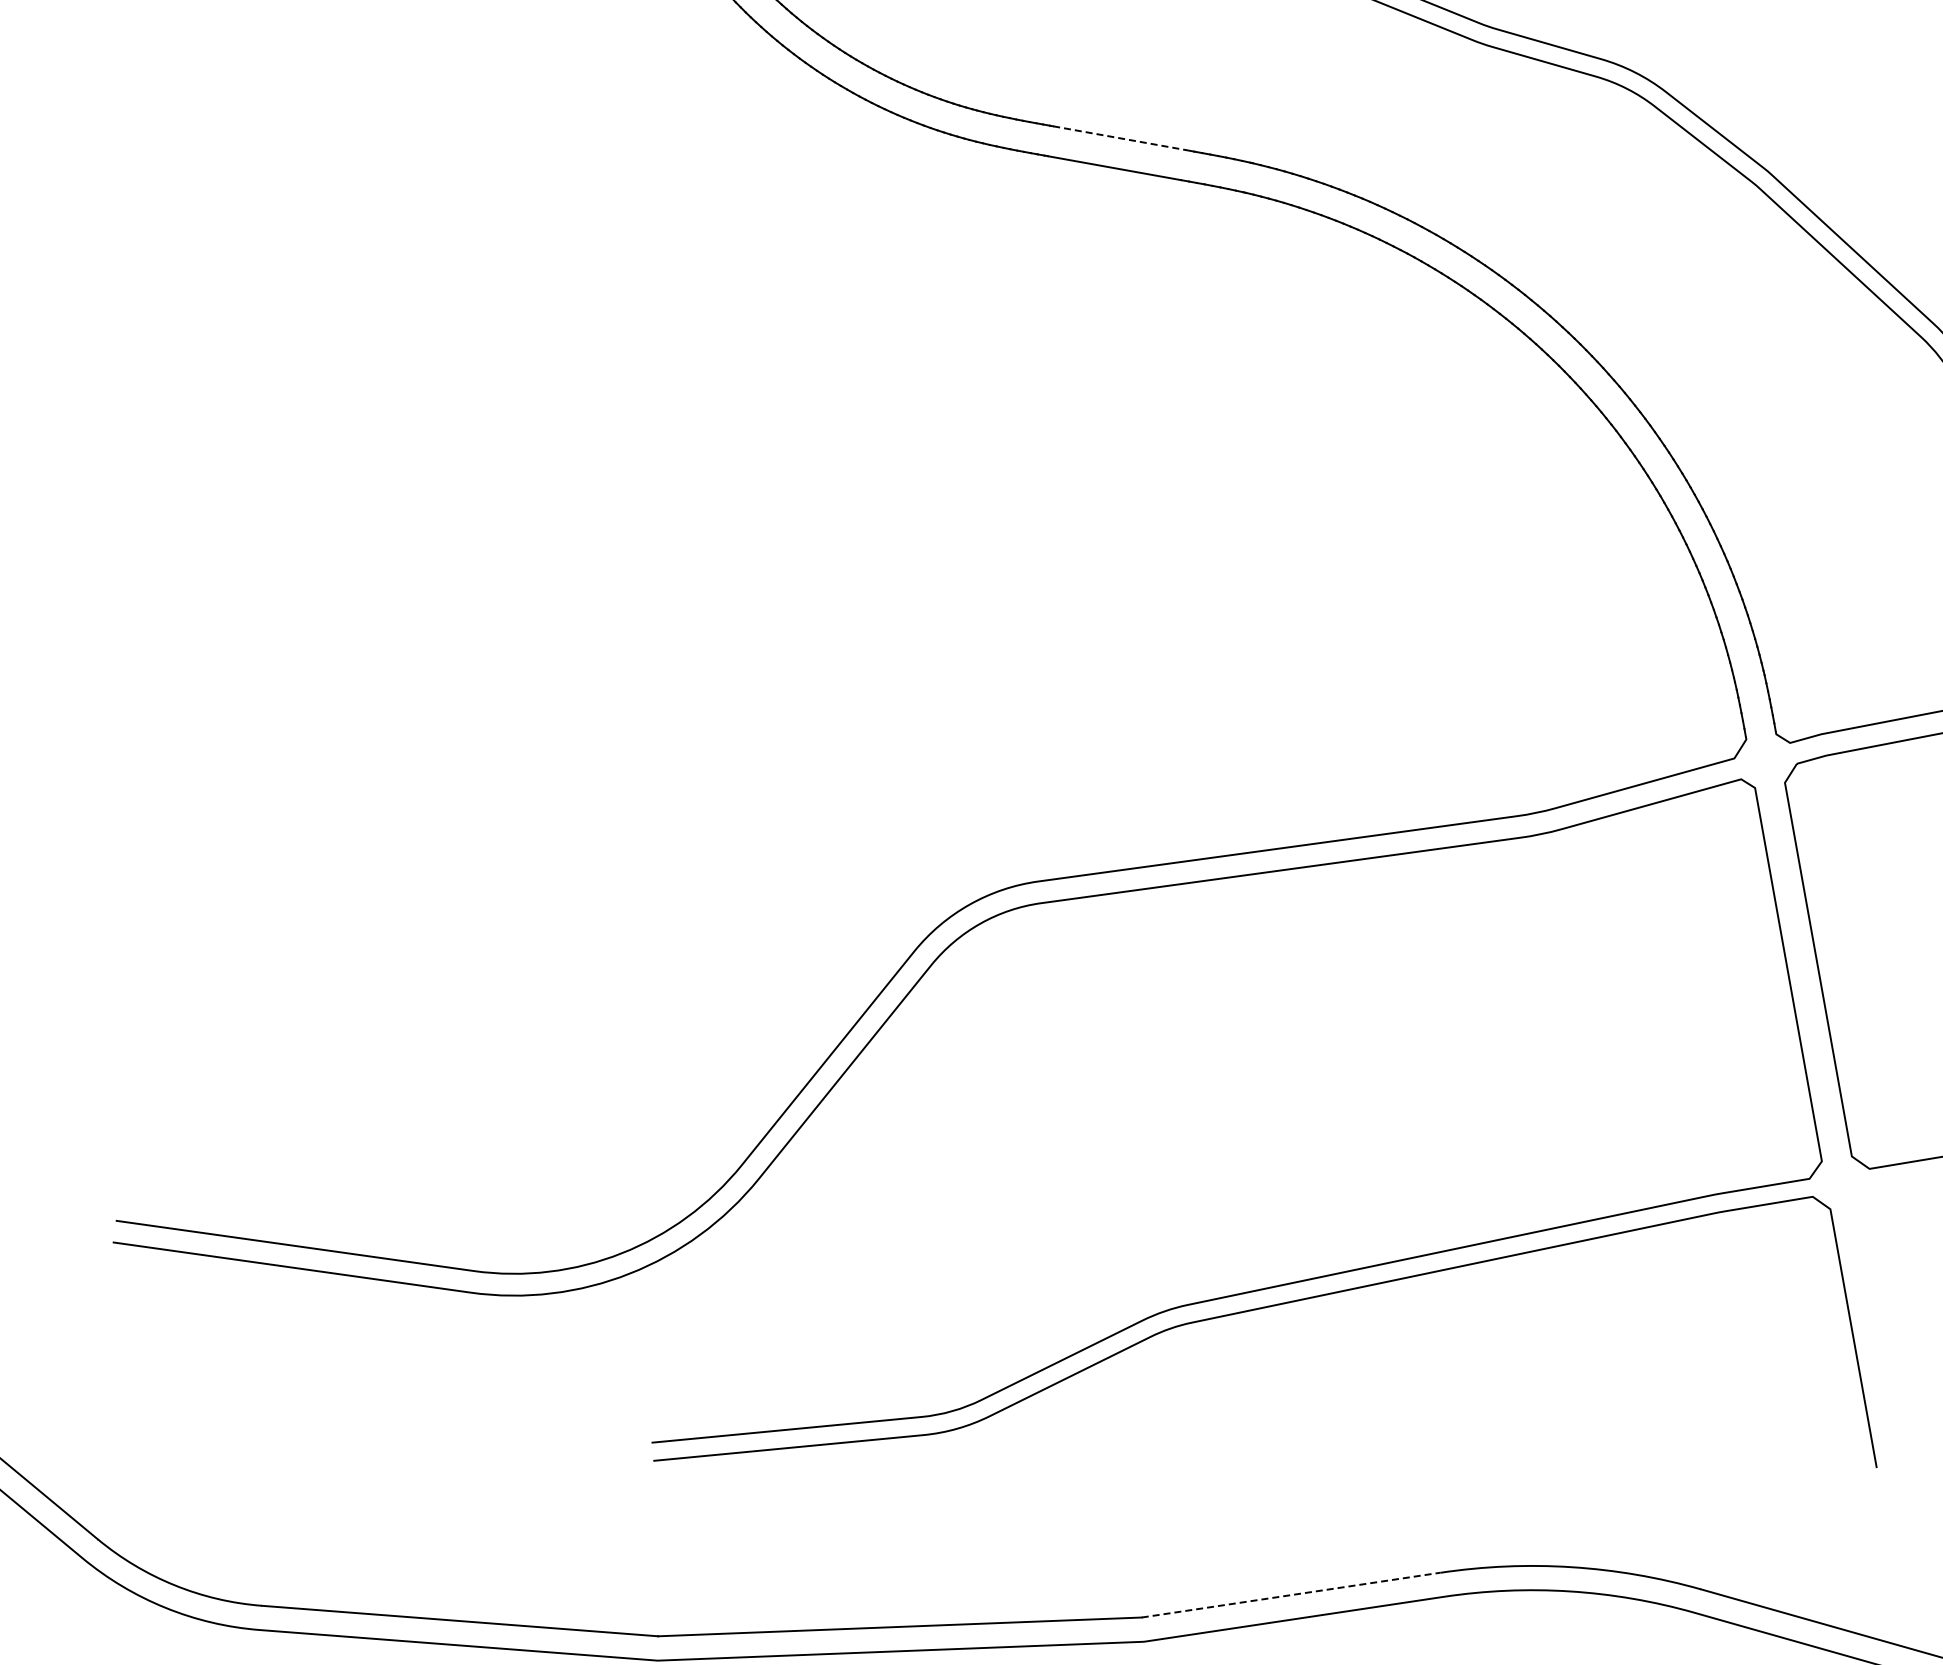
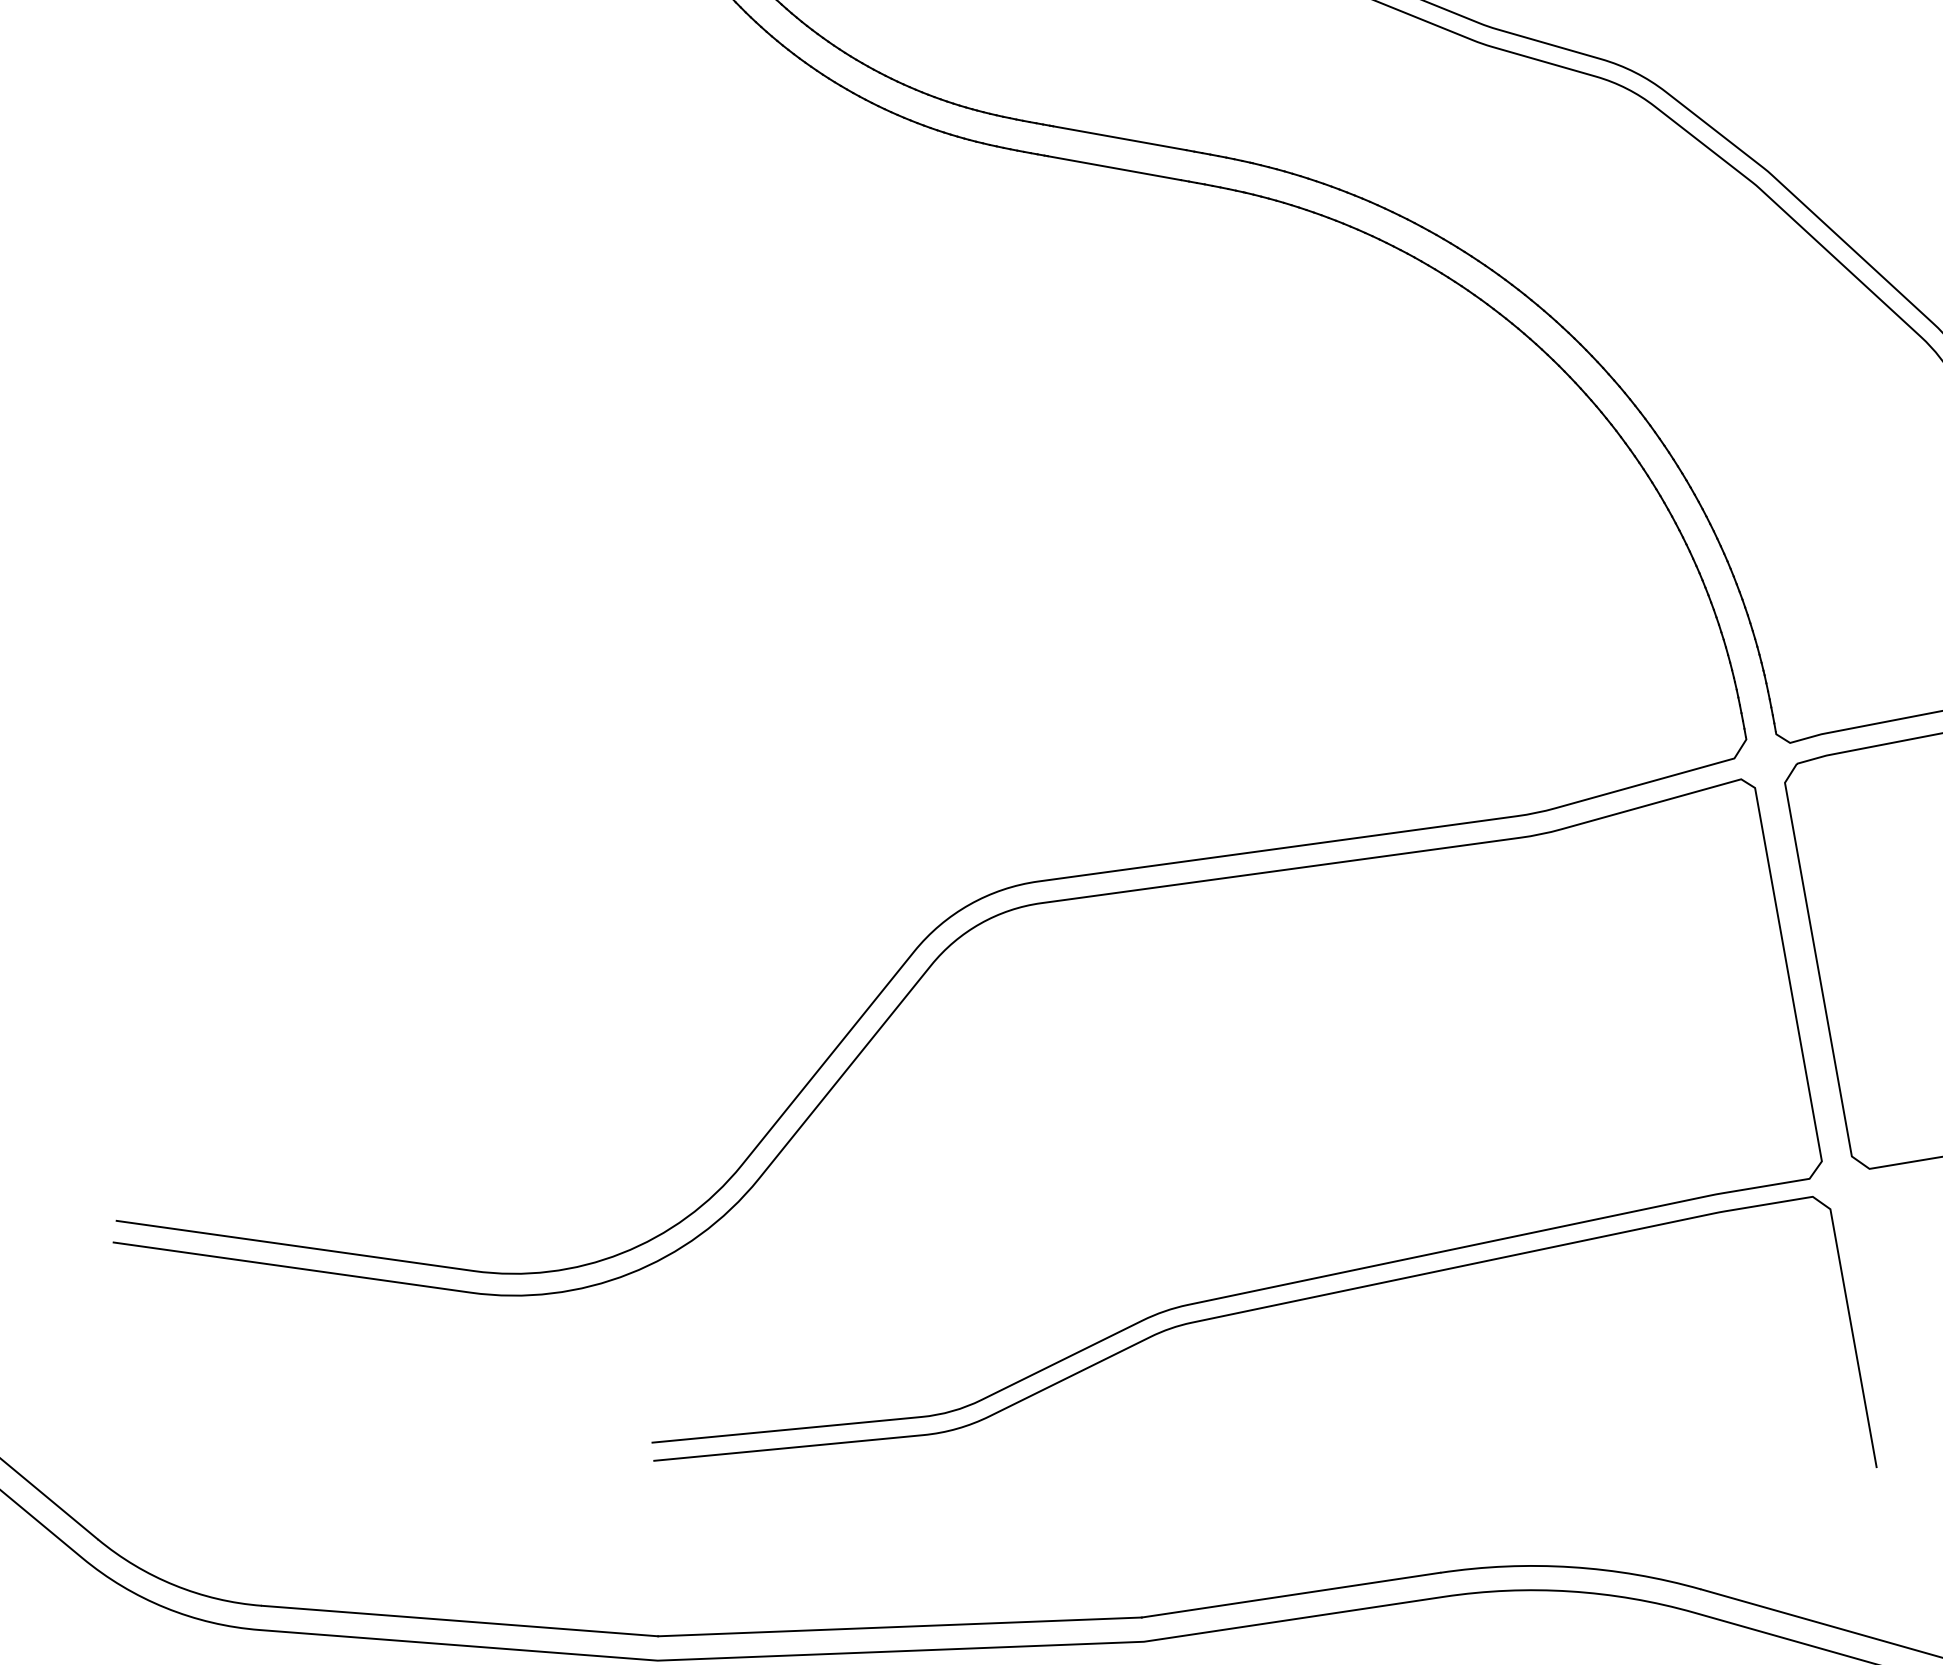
line: dashed -> solid (1119, 138)
line: dashed -> solid (1291, 1595)
